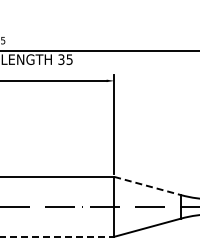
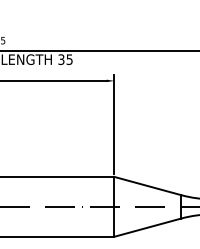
line: dashed -> solid (147, 186)
line: dashed -> solid (57, 236)
